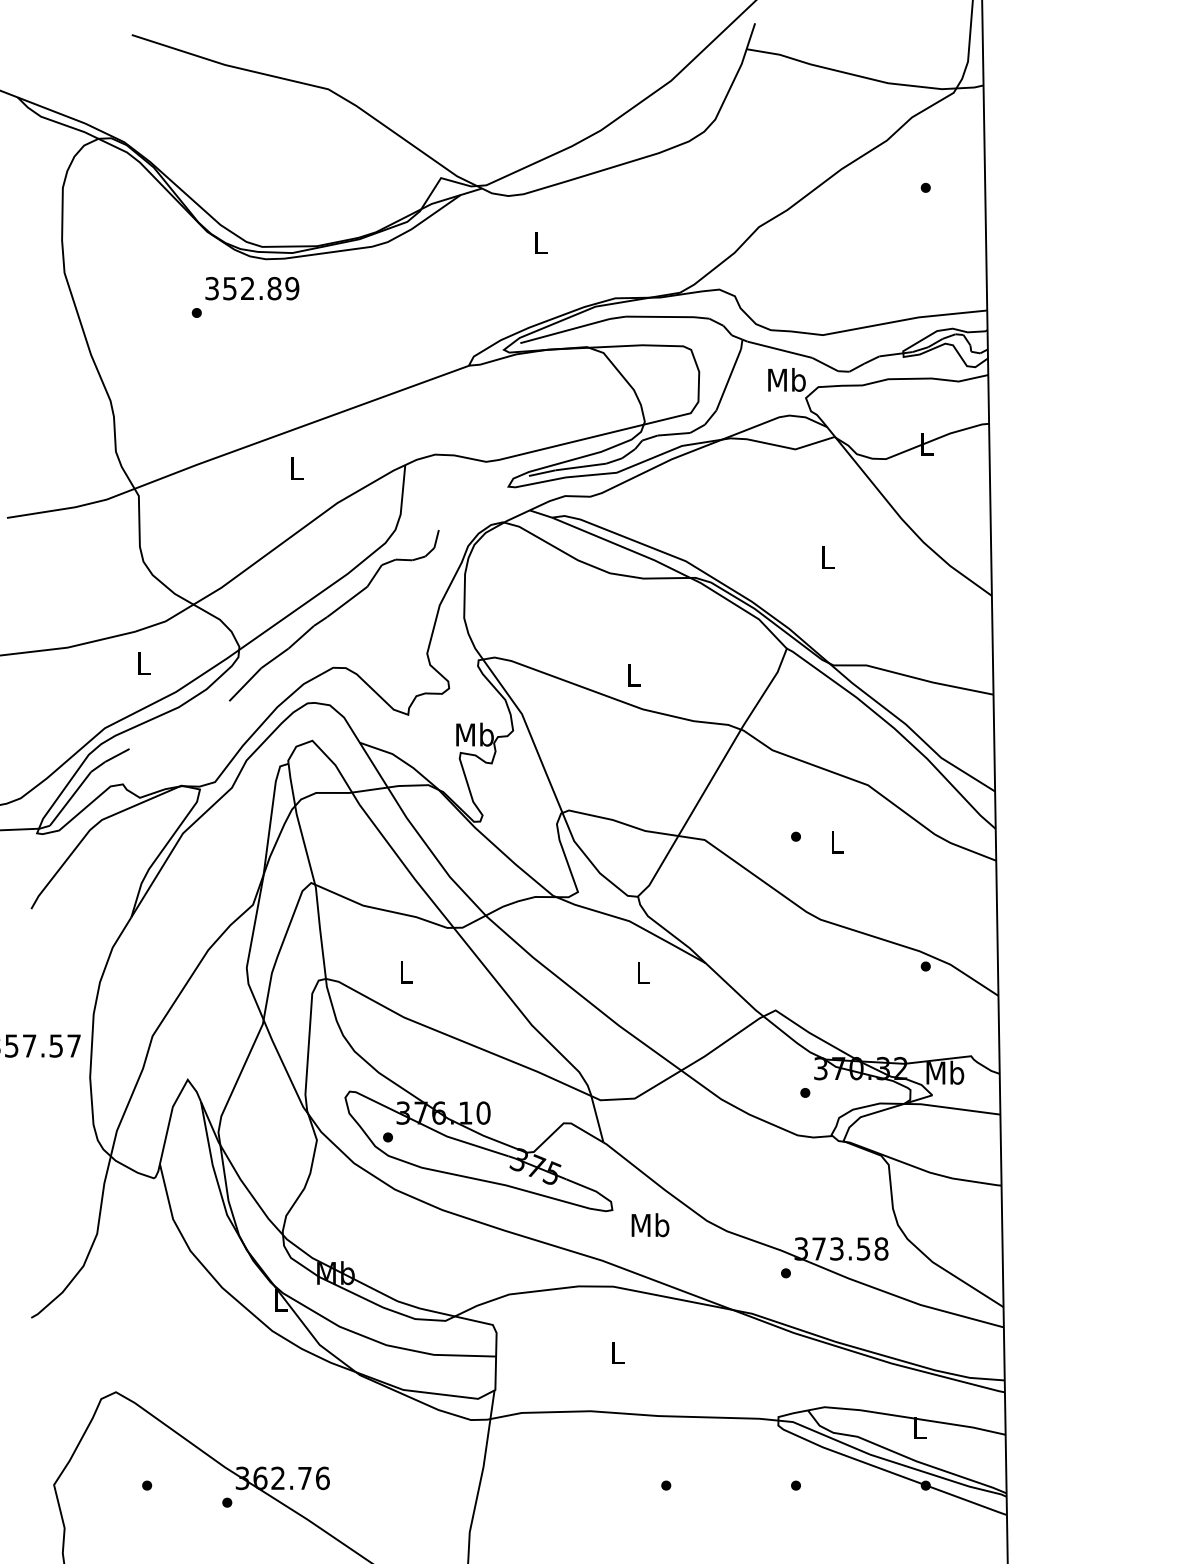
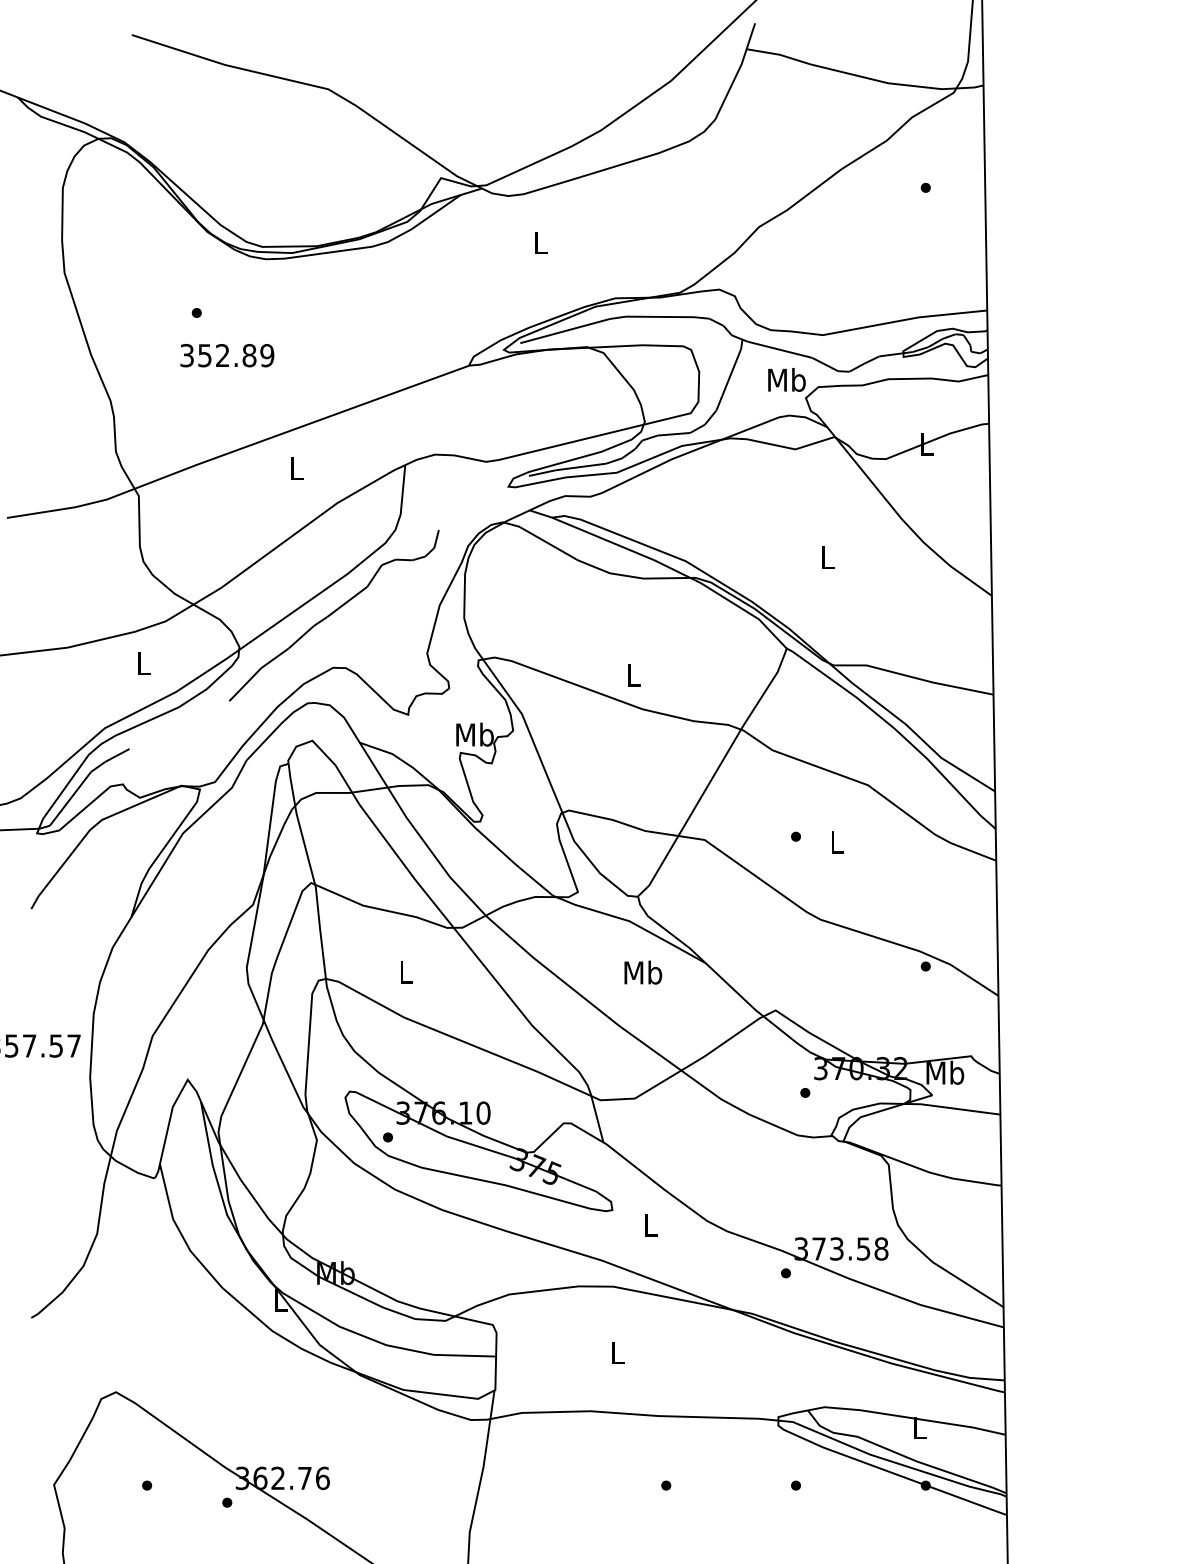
text position: (252, 288) -> (227, 355) (227, 355)
text: L -> Mb (643, 972)
text: Mb -> L (650, 1225)
